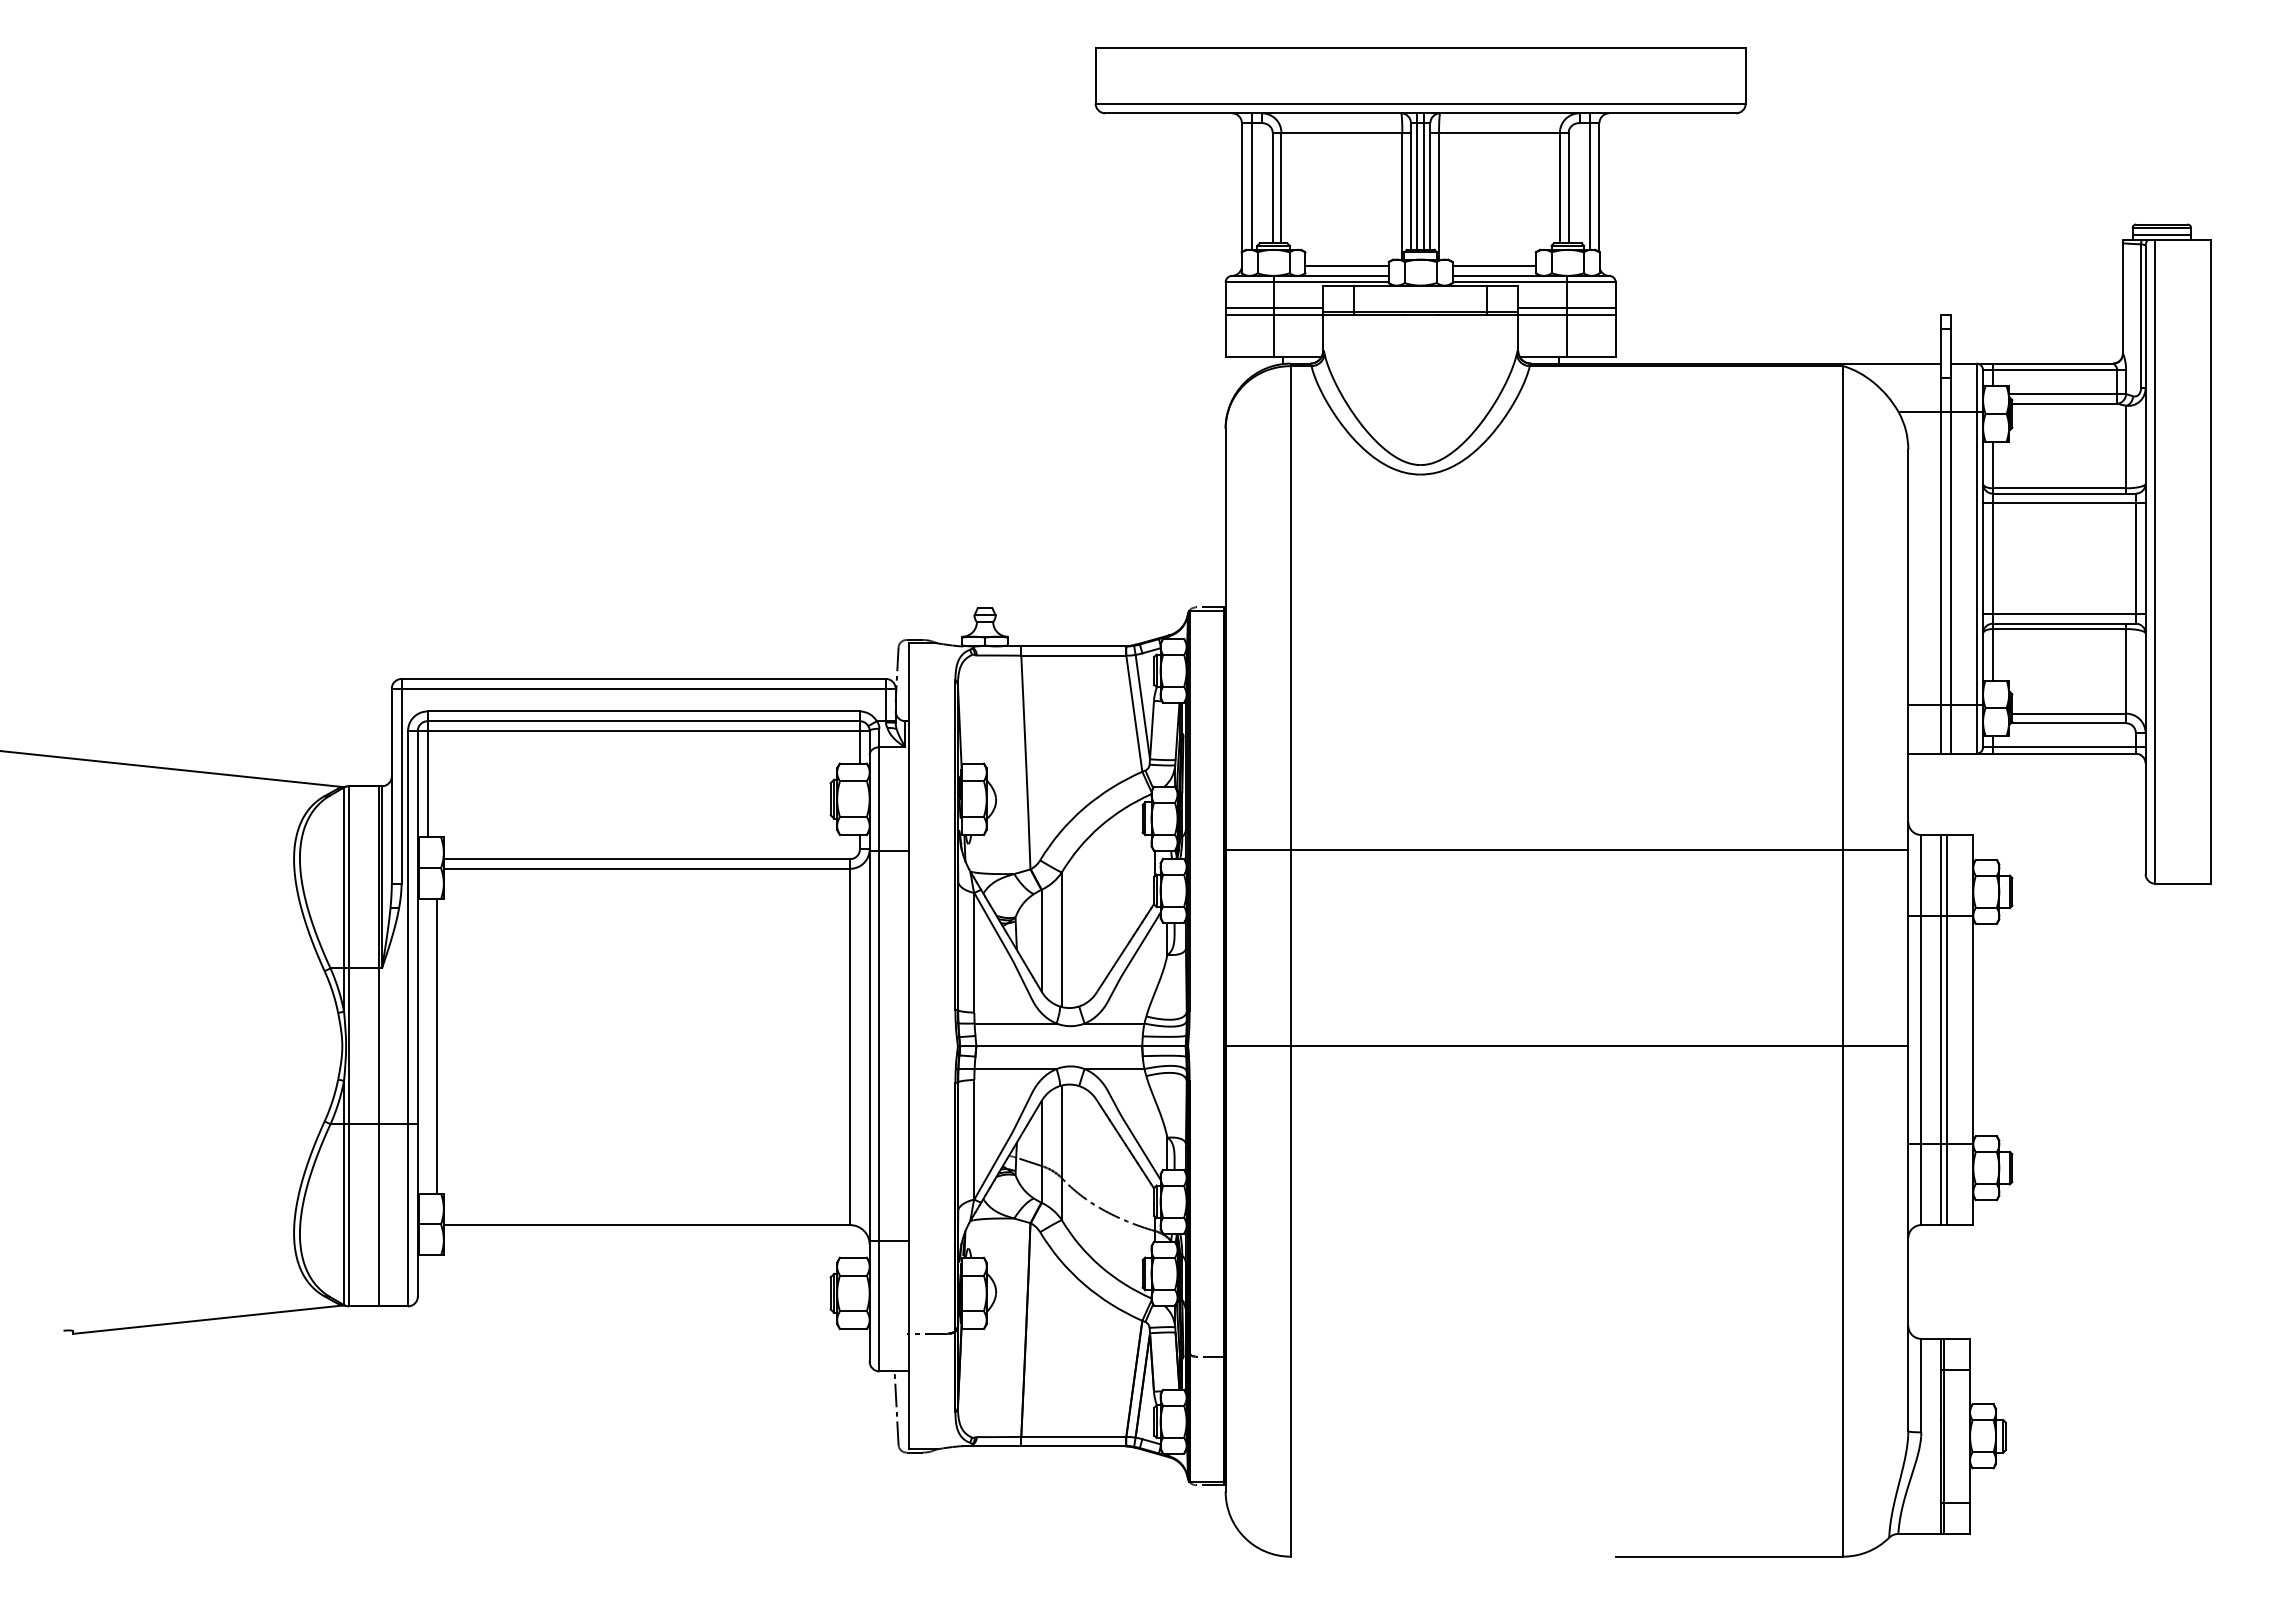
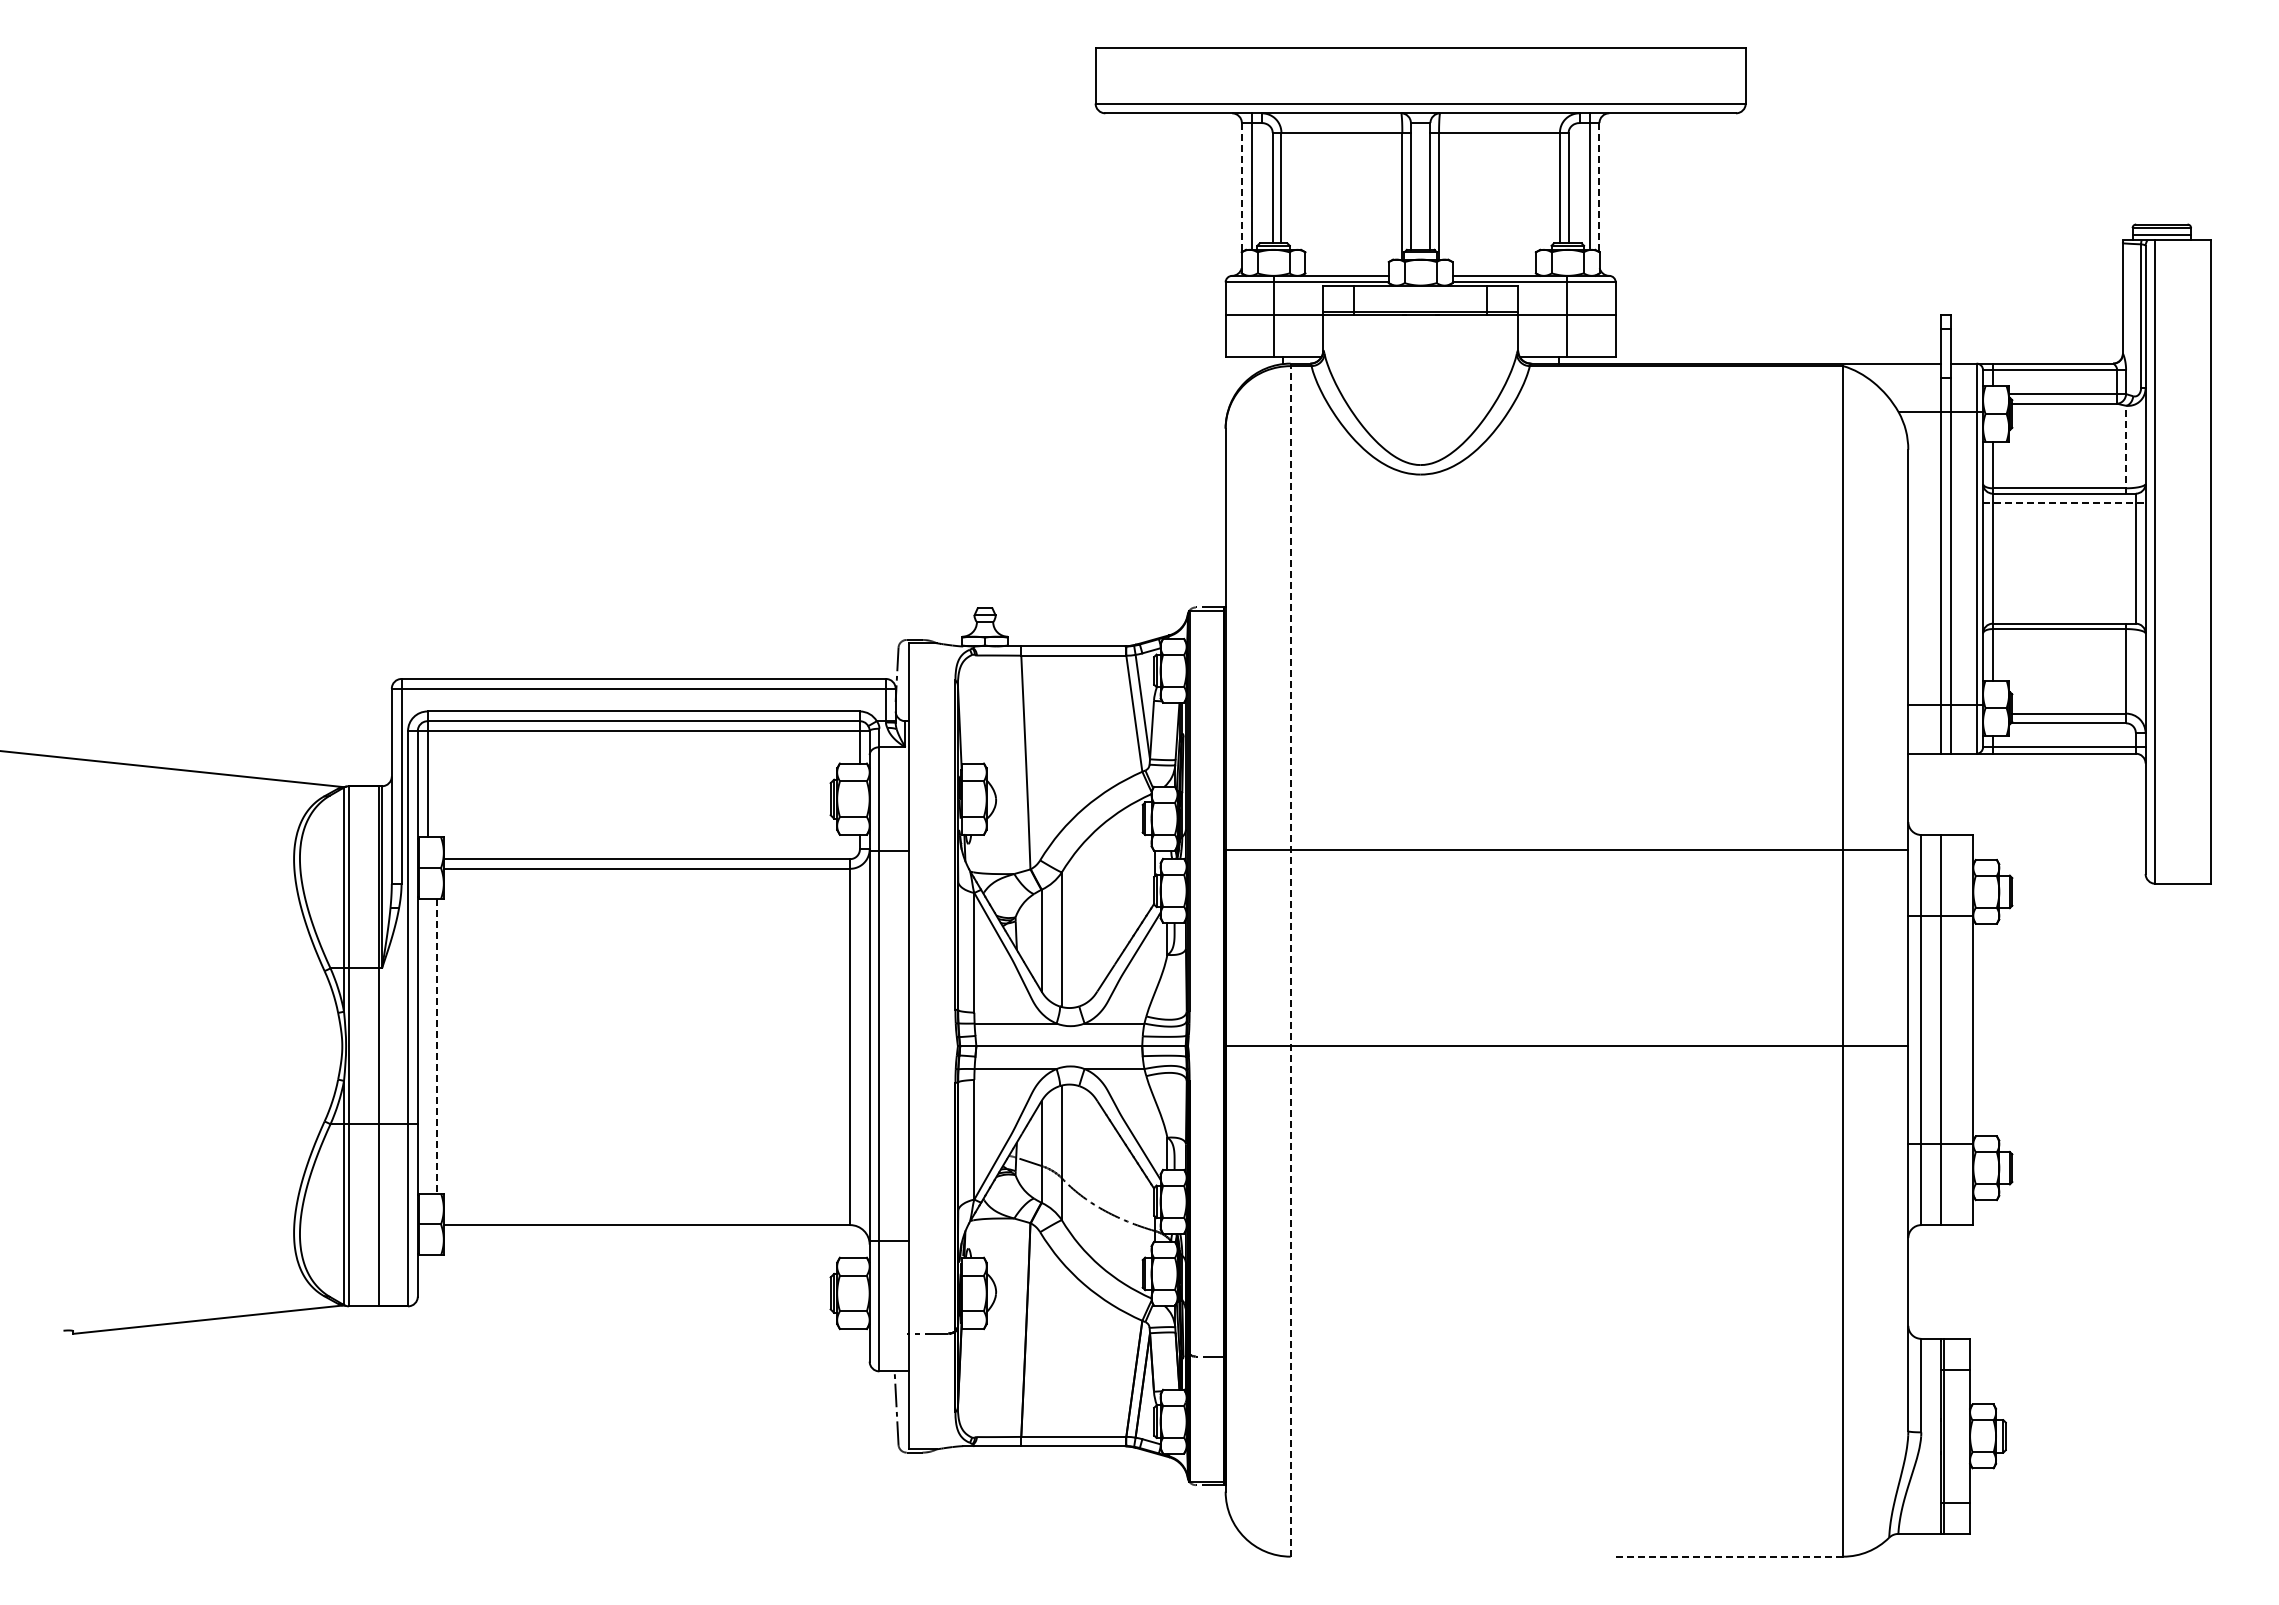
line: present -> none (1417, 181)
line: present -> none (1423, 181)
line: solid -> dashed (1241, 187)
line: solid -> dashed (1599, 187)
line: present -> none (1346, 266)
line: present -> none (1493, 266)
line: present -> none (1274, 308)
line: present -> none (1566, 308)
line: solid -> dashed (2126, 449)
line: solid -> dashed (2064, 503)
line: present -> none (2064, 613)
line: solid -> dashed (1290, 960)
line: present -> none (1947, 1030)
line: solid -> dashed (437, 1046)
line: solid -> dashed (1729, 1556)
